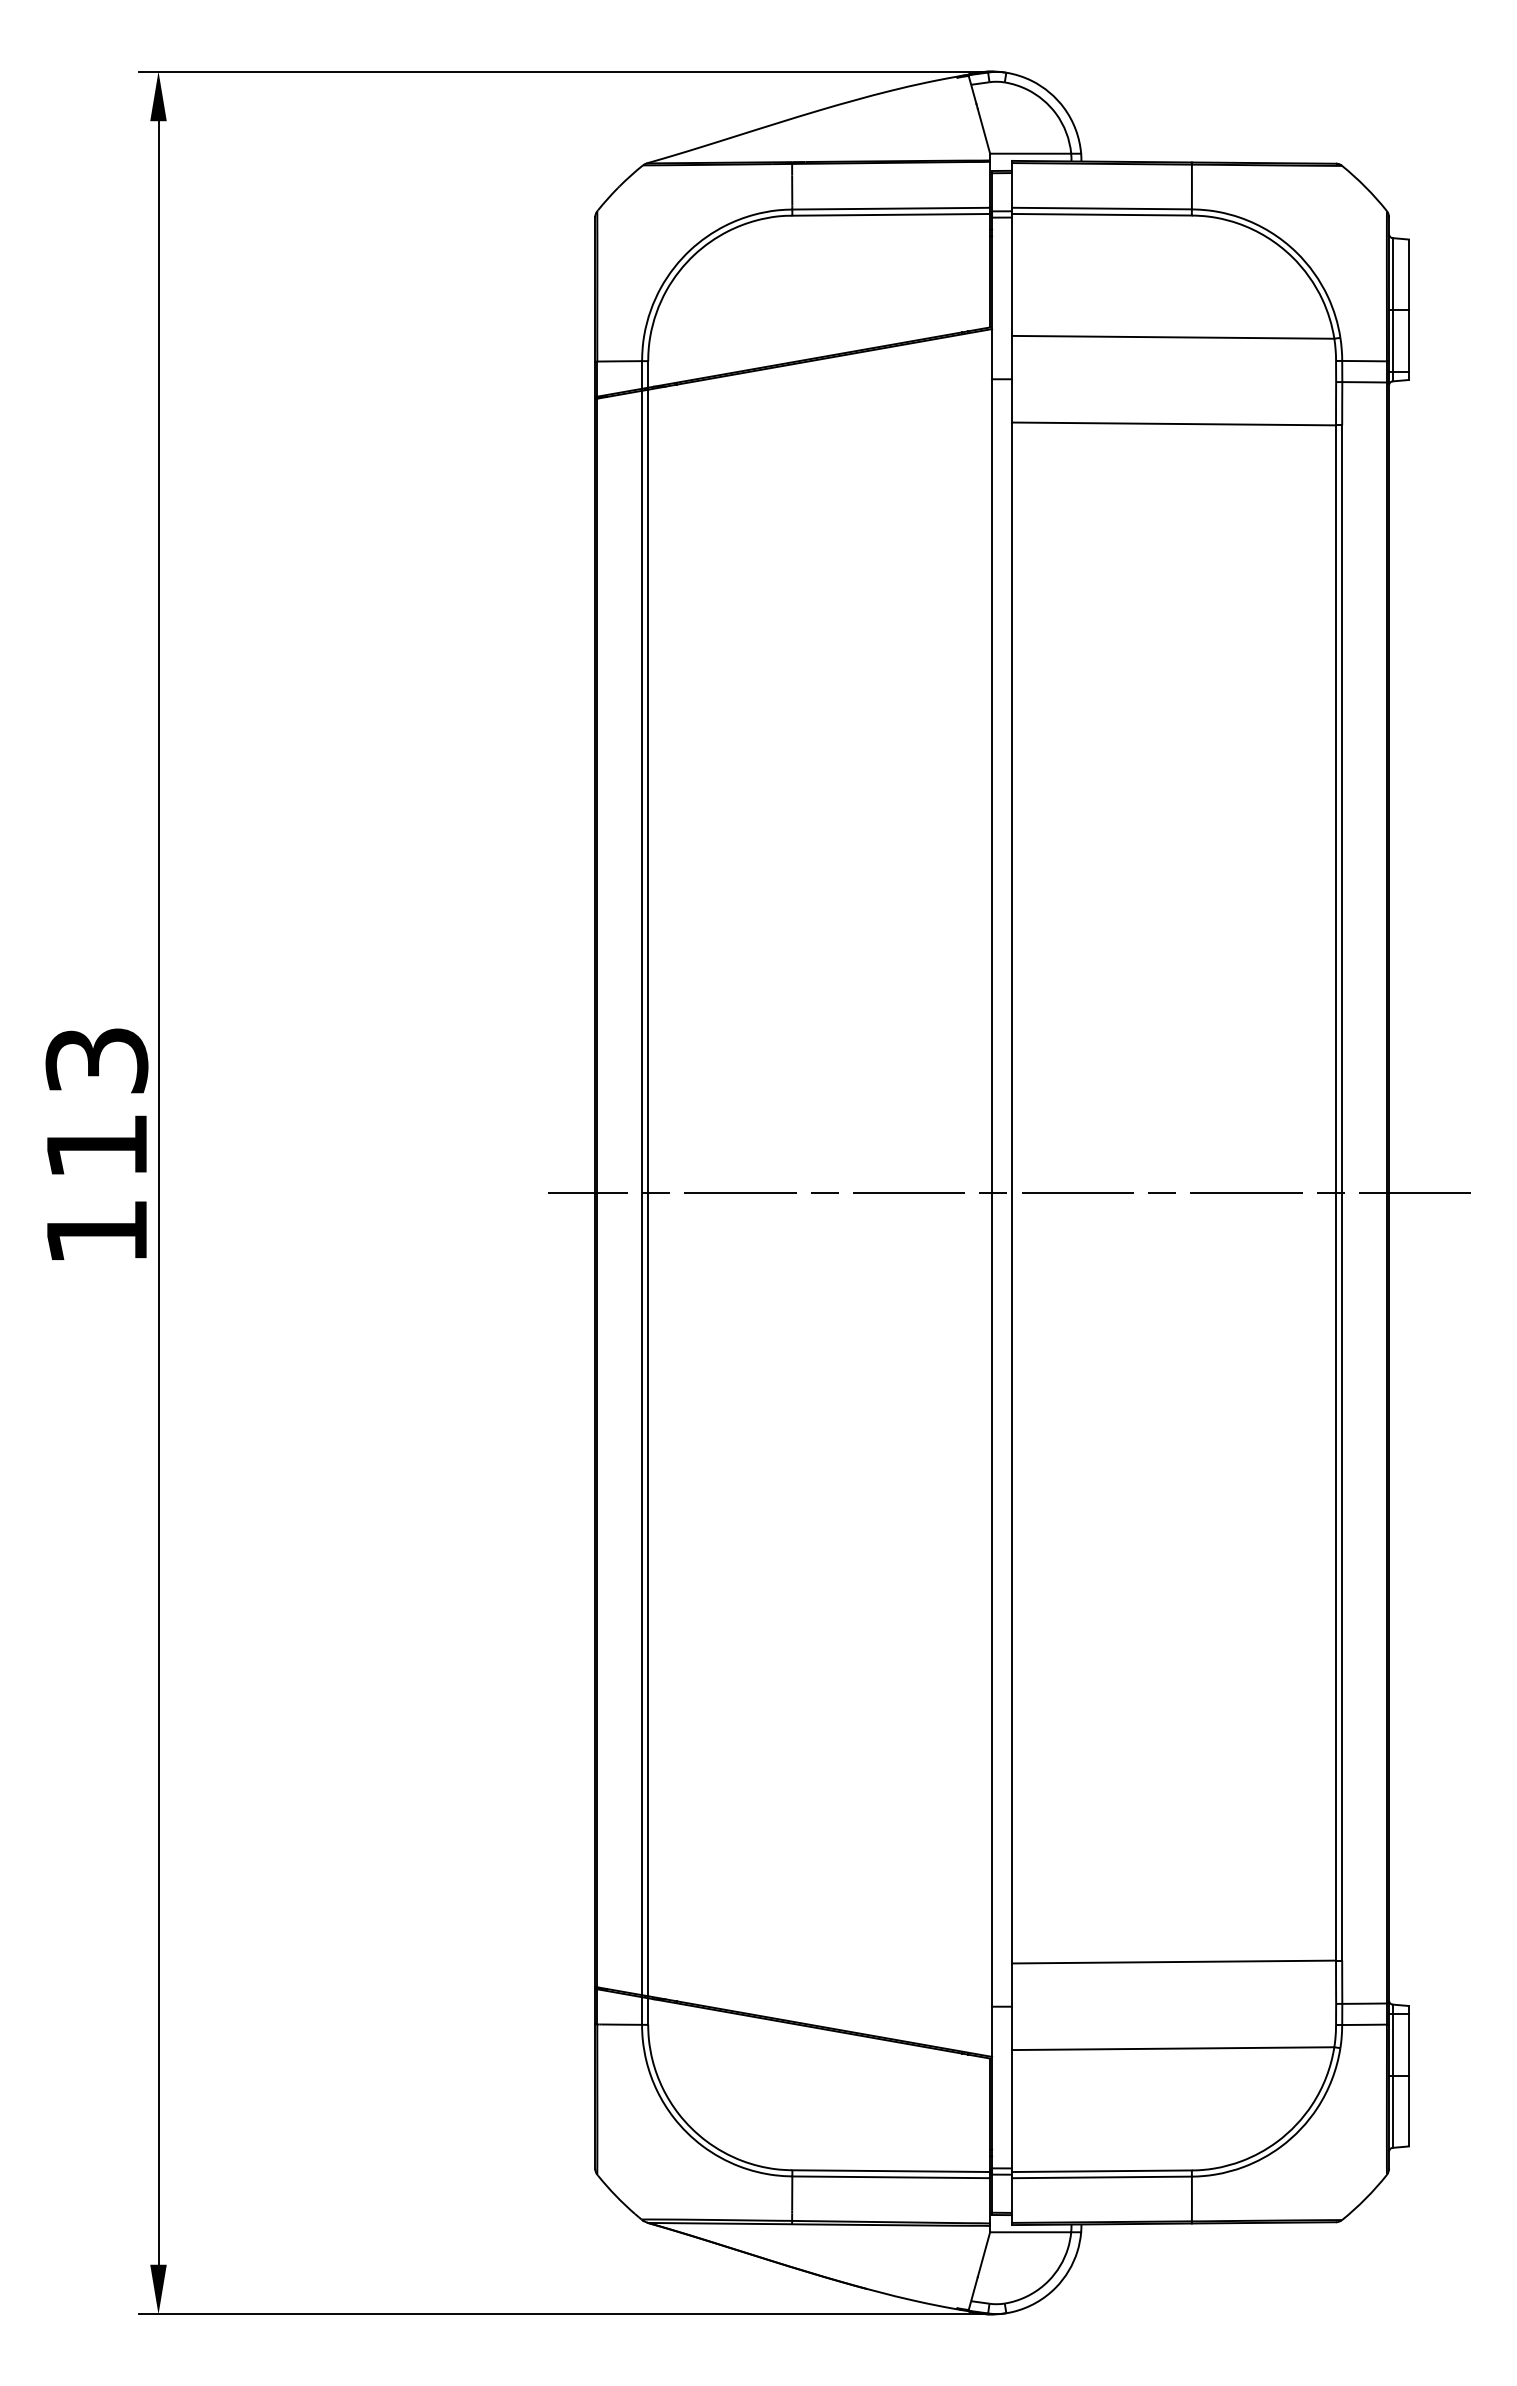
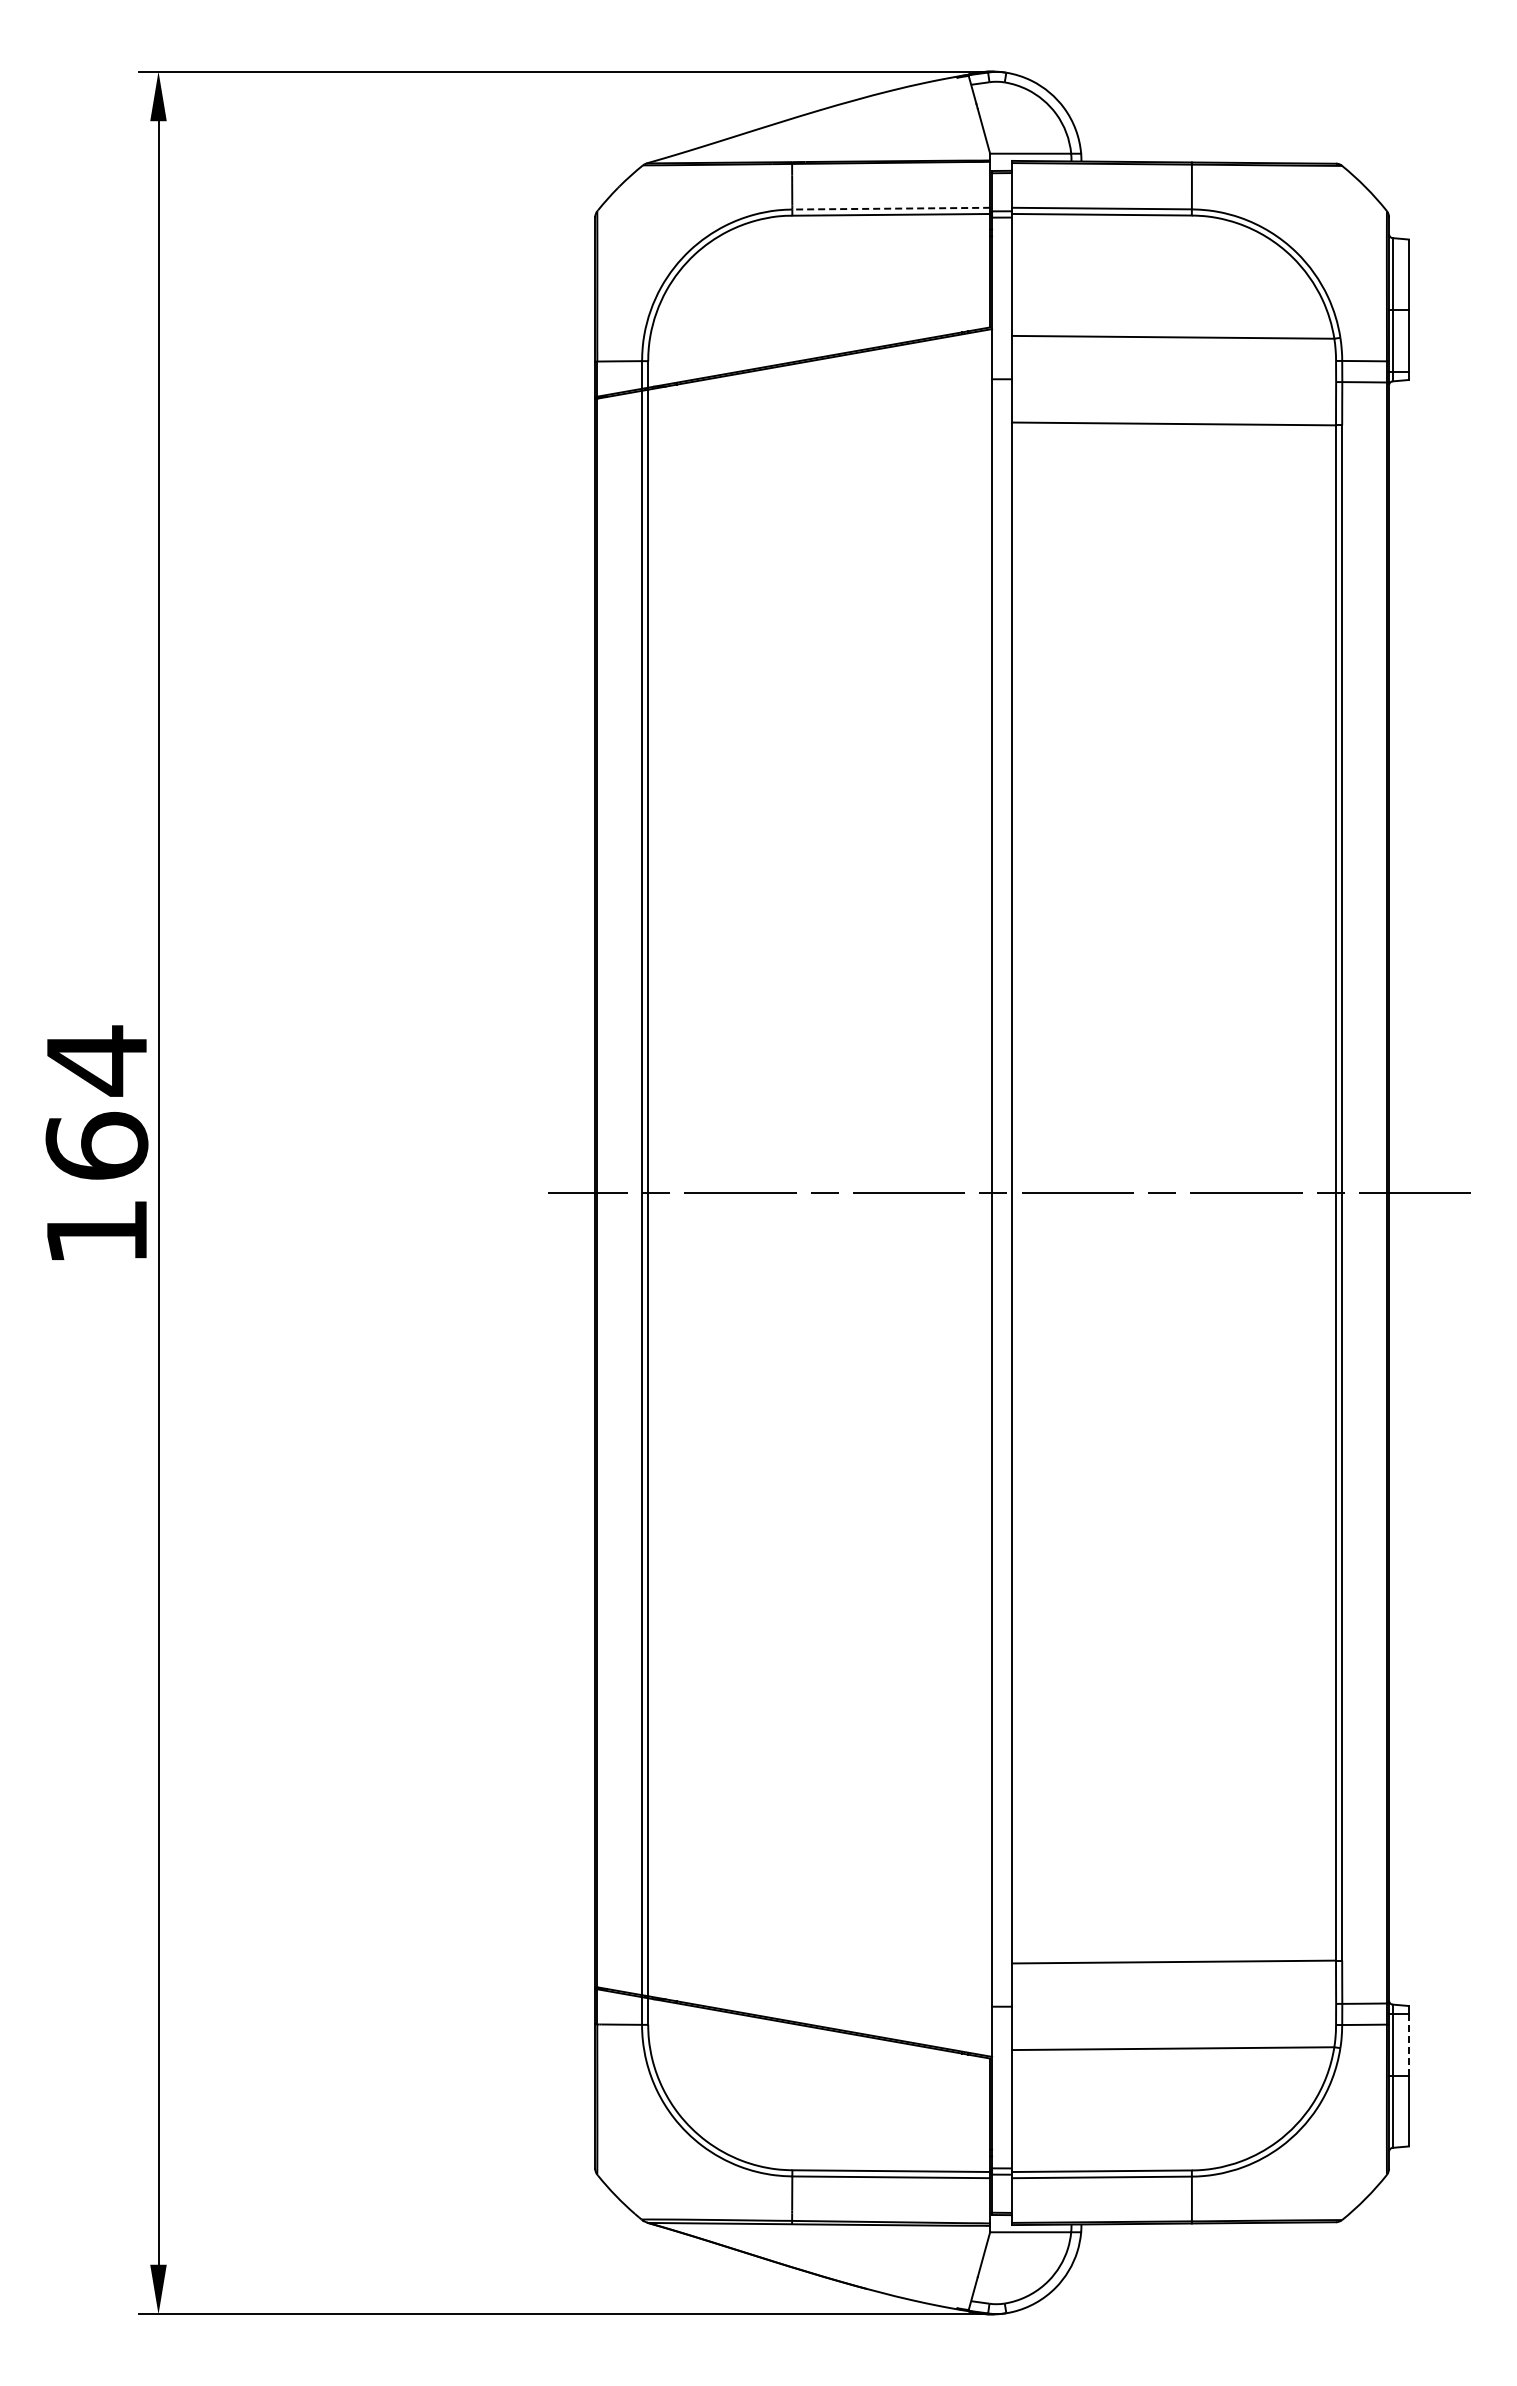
line: solid -> dashed (891, 208)
text: 113 -> 164 (96, 1102)
line: solid -> dashed (1408, 2045)
